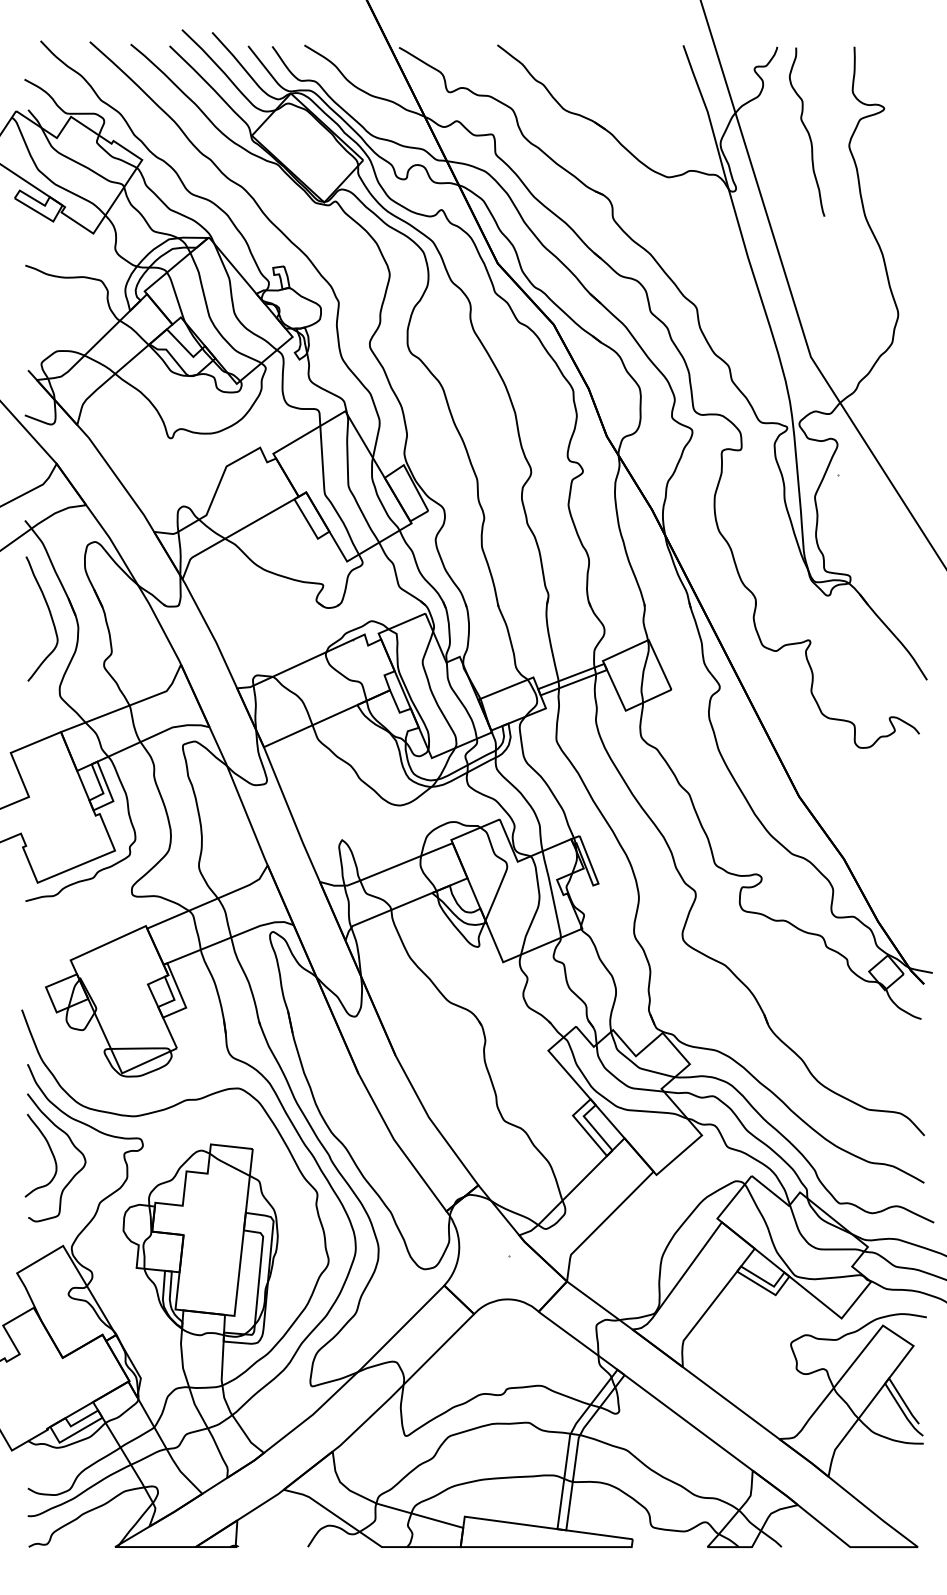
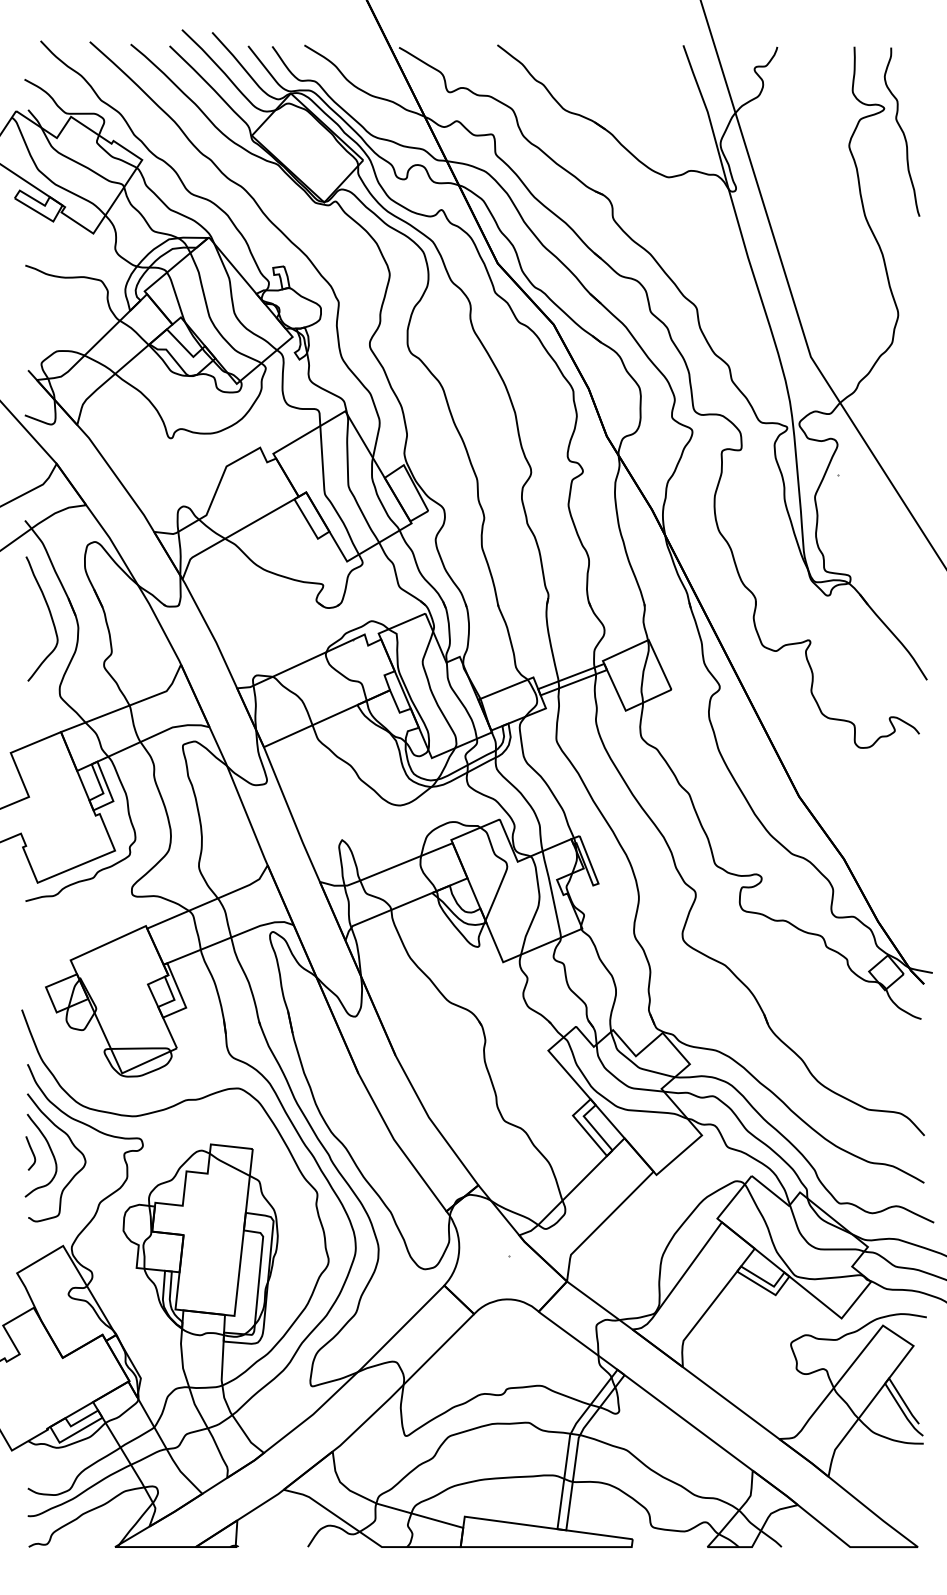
curve position: (806, 131) -> (901, 131) (901, 131)
curve: none -> present (31, 1152)
